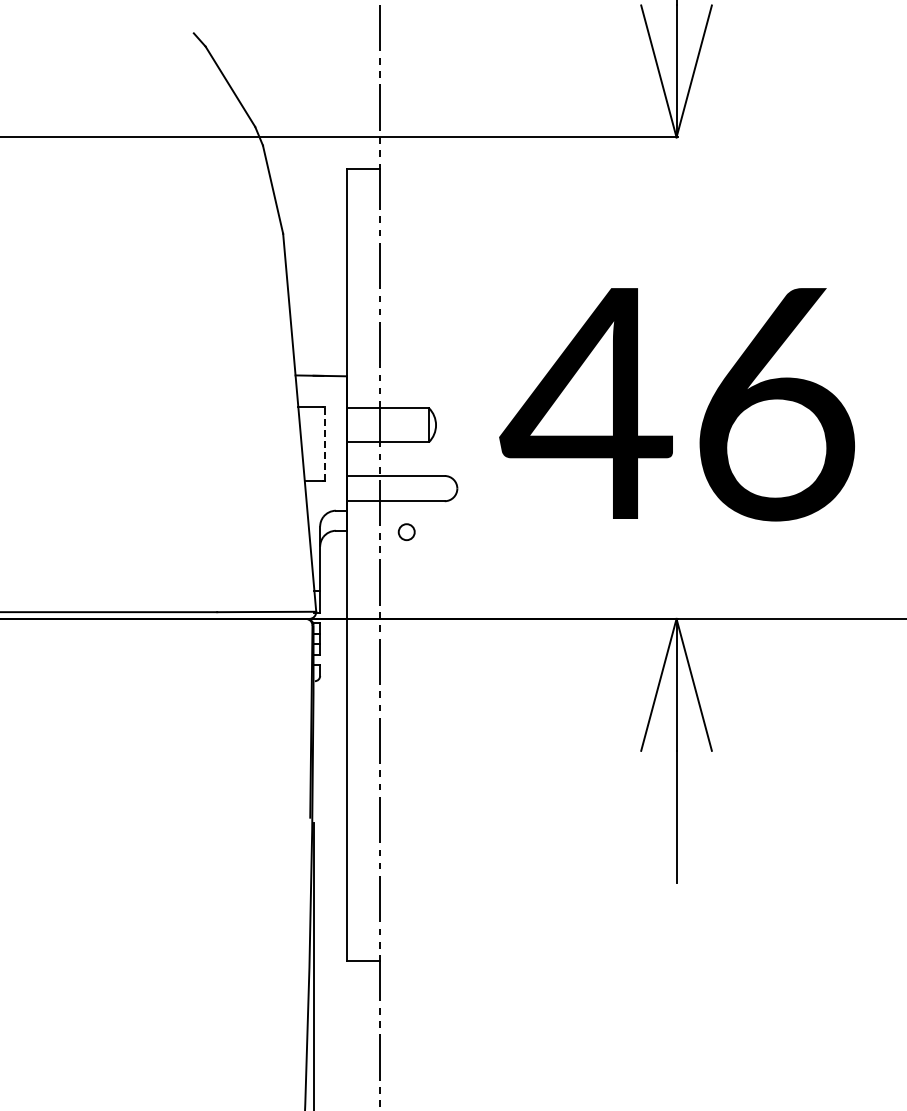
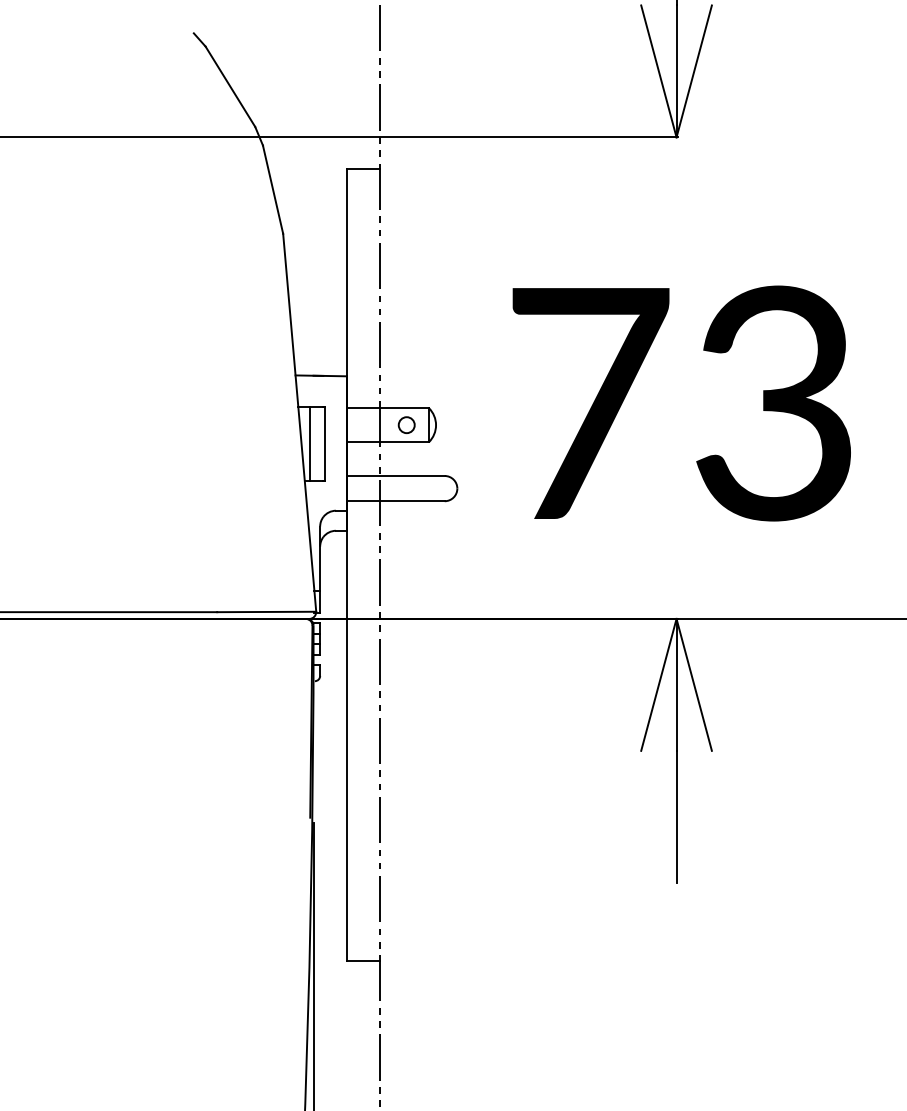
text: 46 -> 73 (677, 403)
line: none -> present (309, 443)
line: dashed -> solid (325, 443)
circle position: (406, 531) -> (406, 424) (406, 424)
